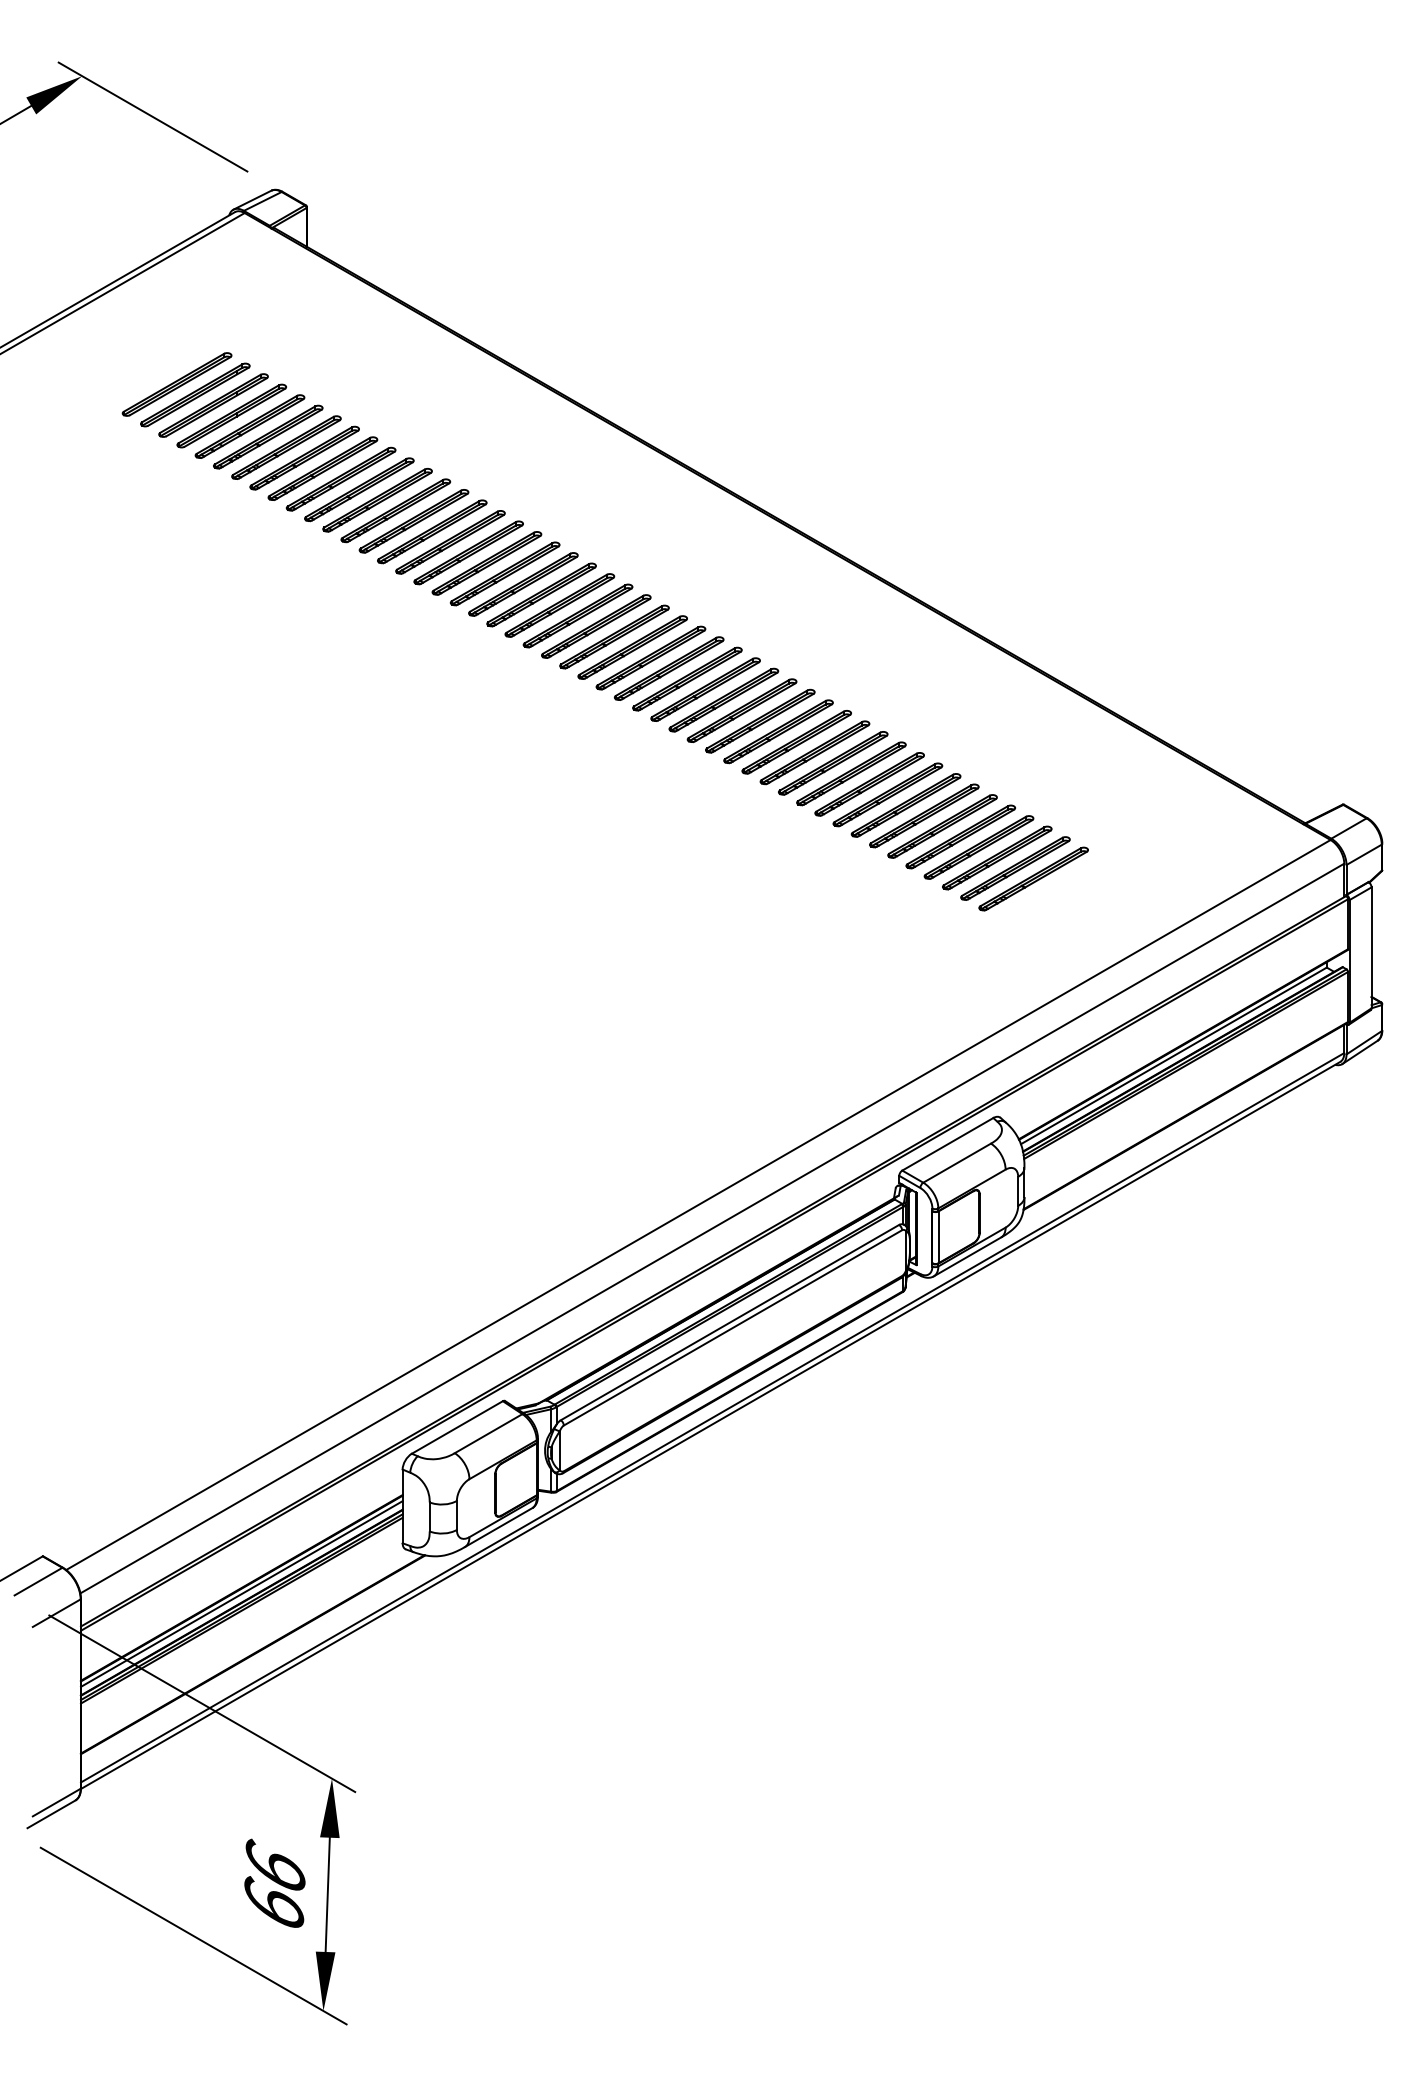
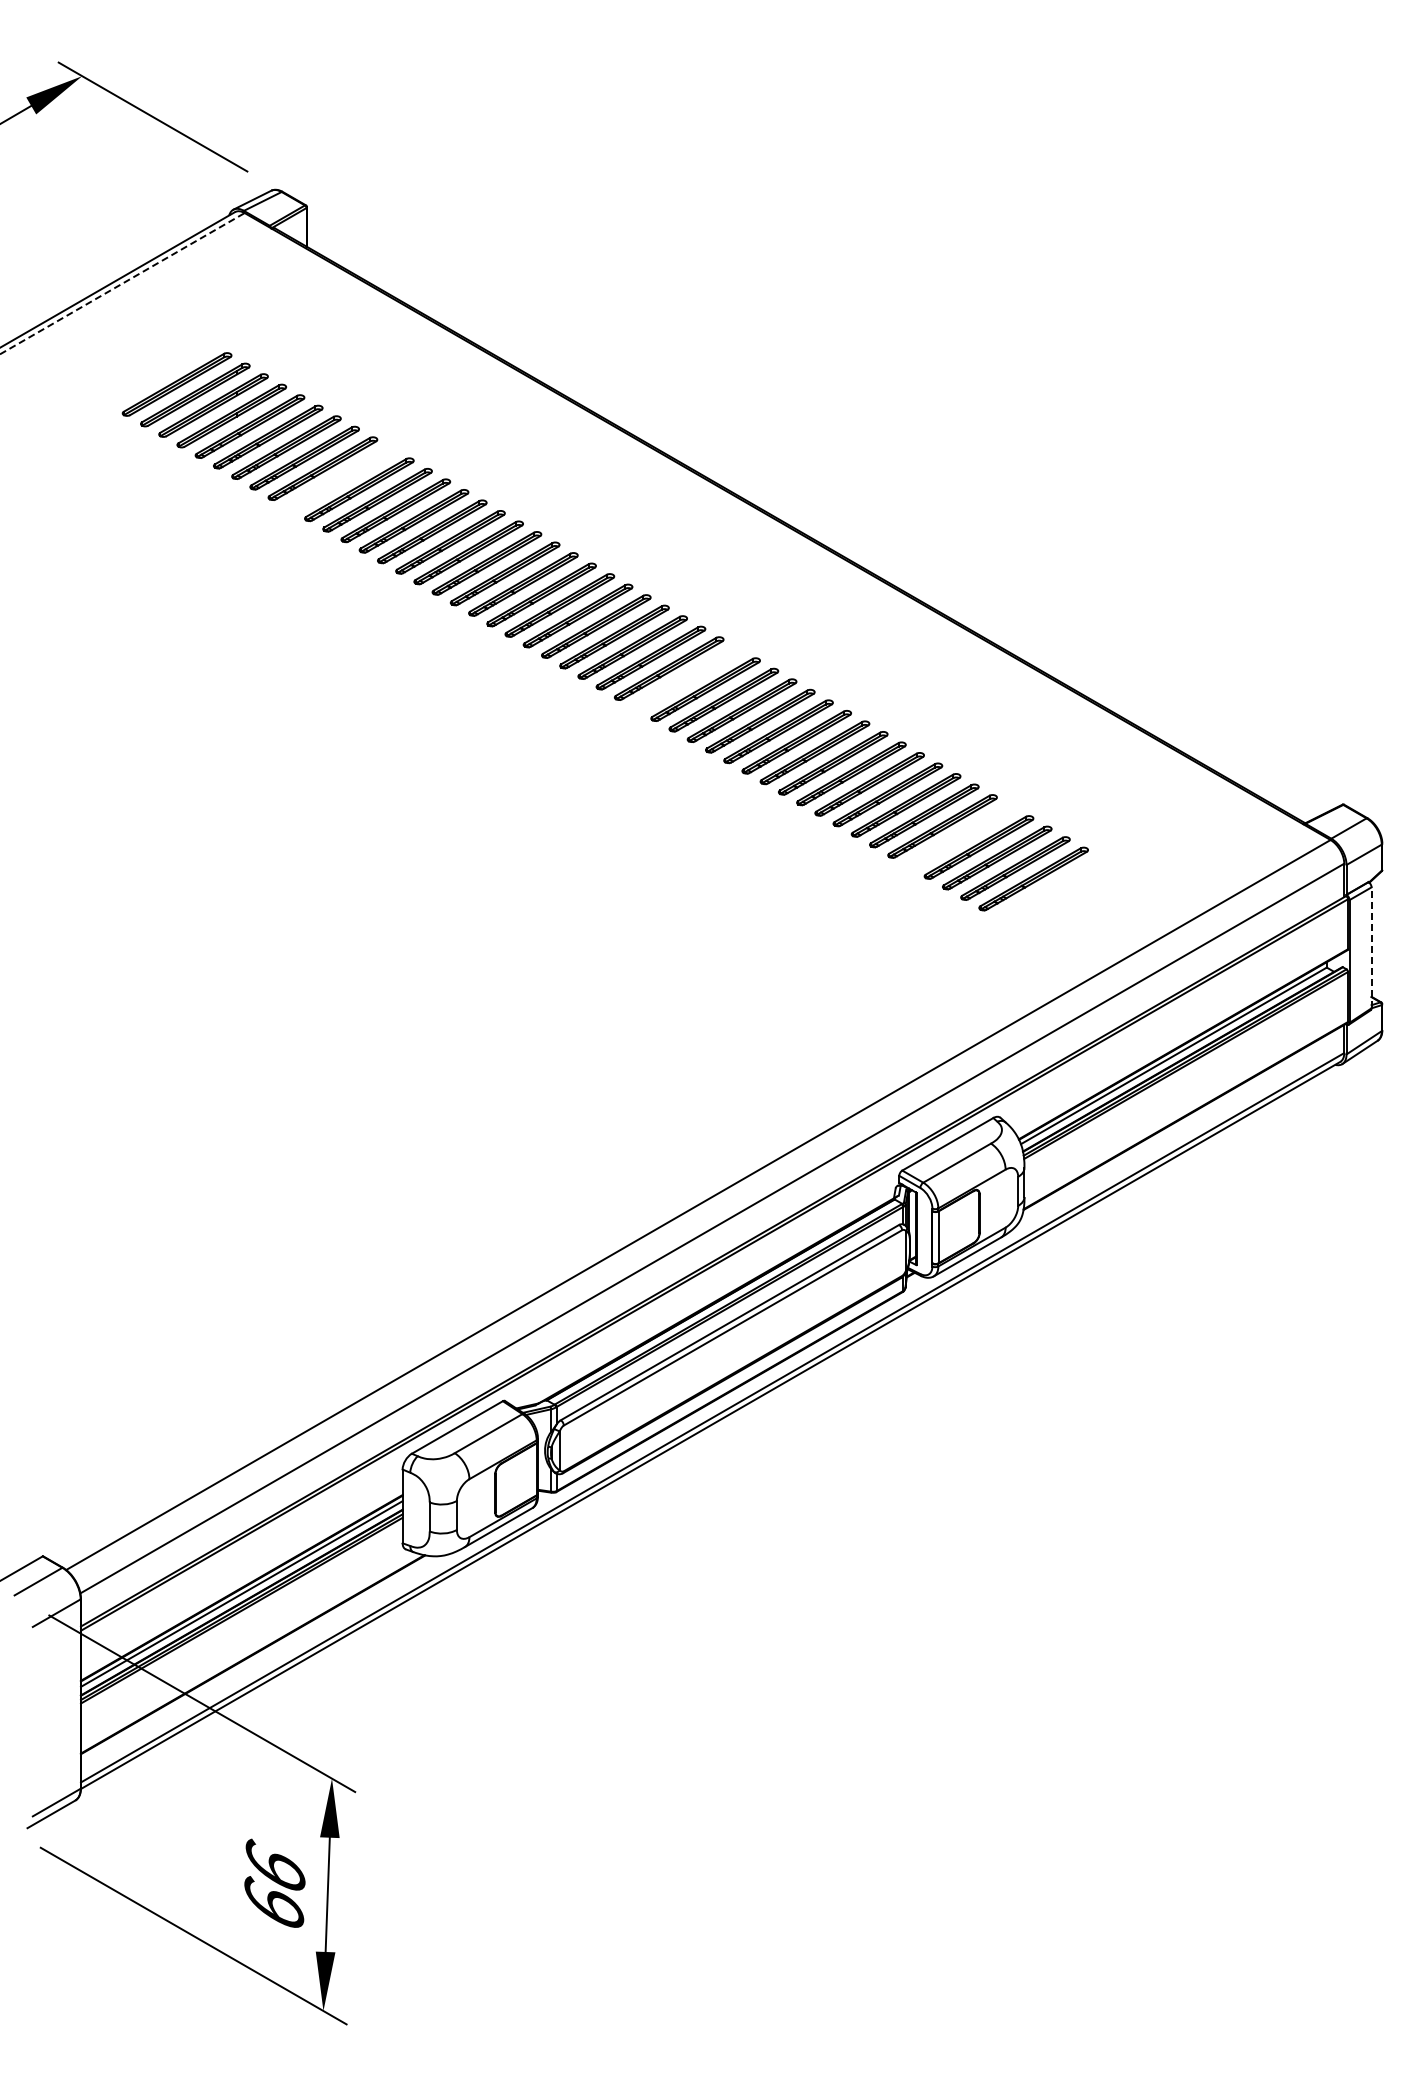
line: solid -> dashed (122, 283)
part: present -> none (340, 478)
part: present -> none (687, 678)
part: present -> none (960, 836)
line: solid -> dashed (1371, 947)
